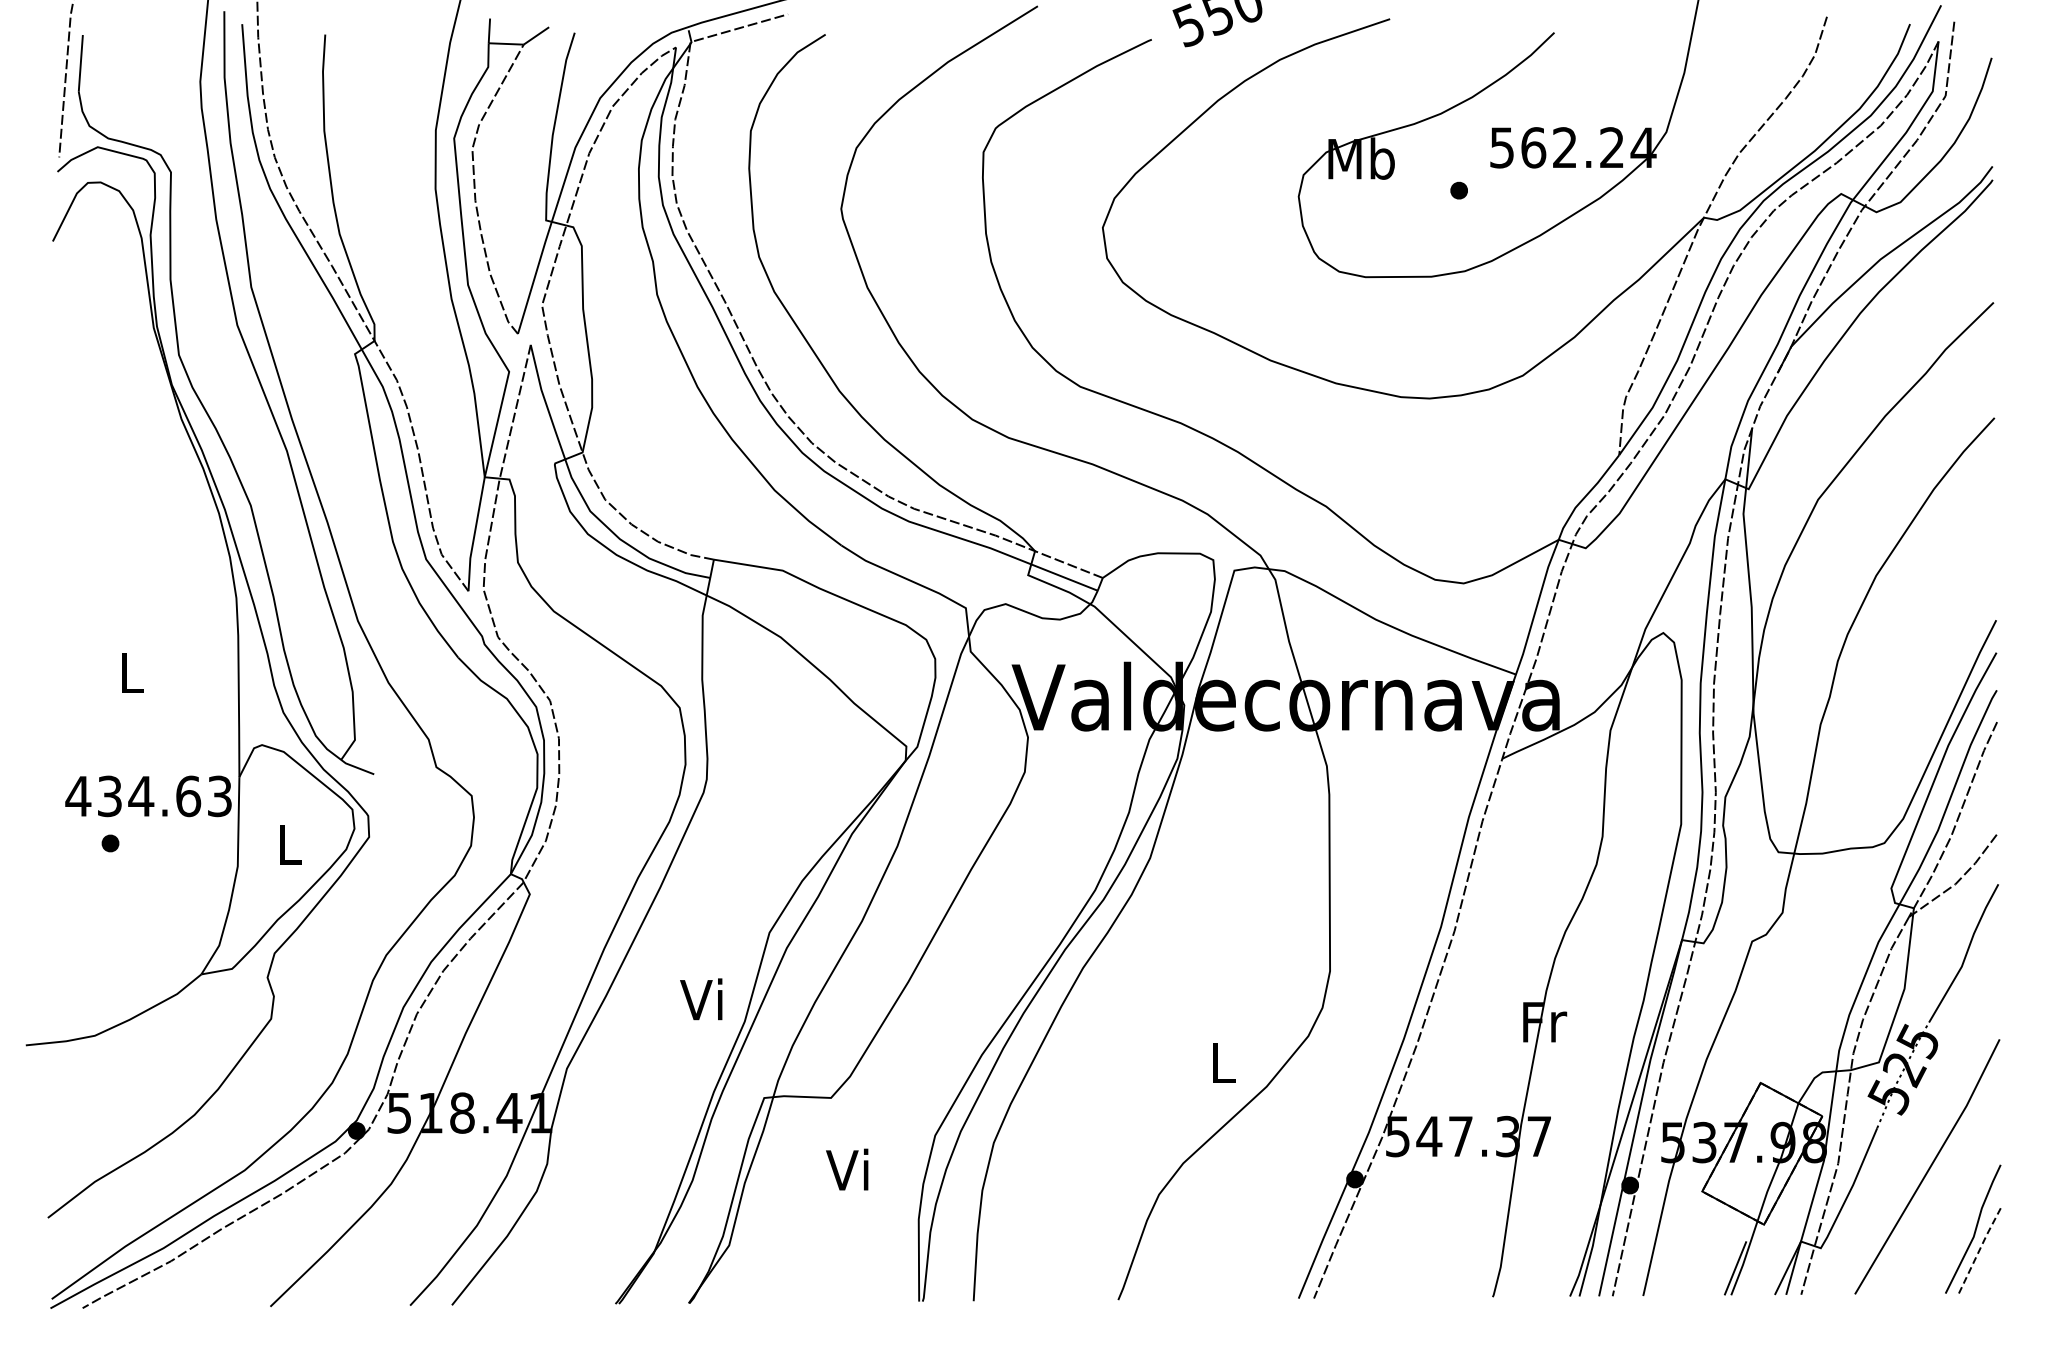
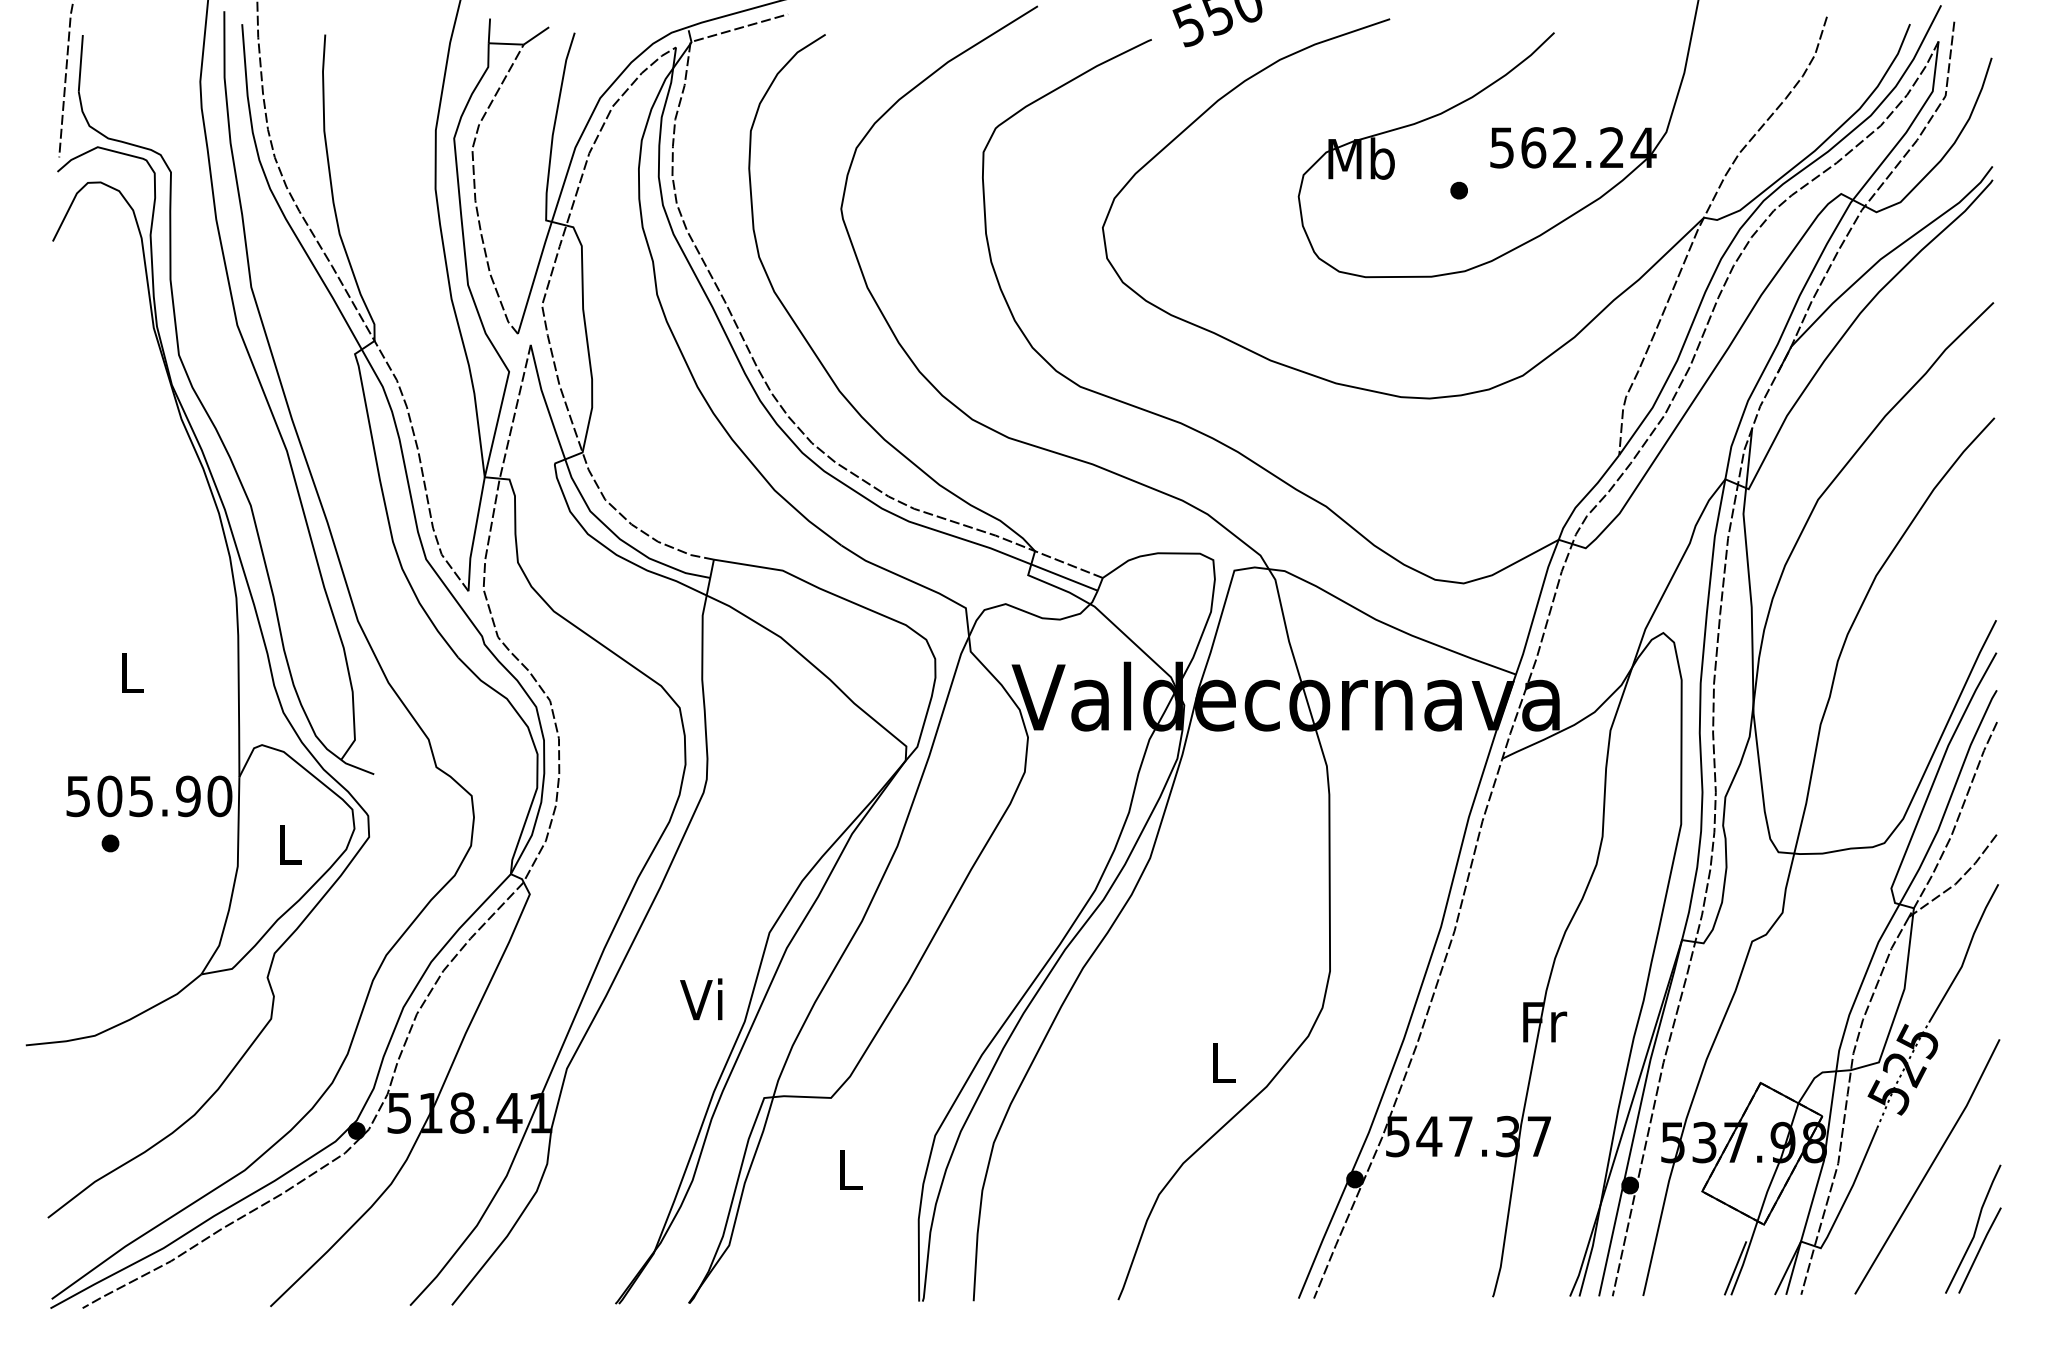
text: 434.63 -> 505.90 (148, 796)
text: Vi -> L (847, 1169)
line: dashed -> solid (1979, 1249)
